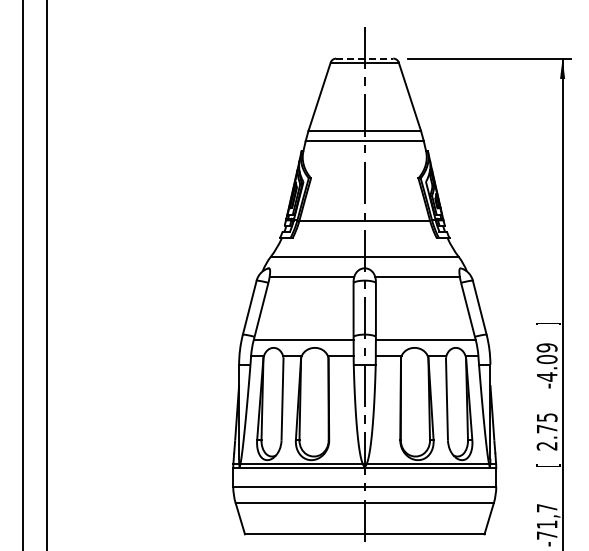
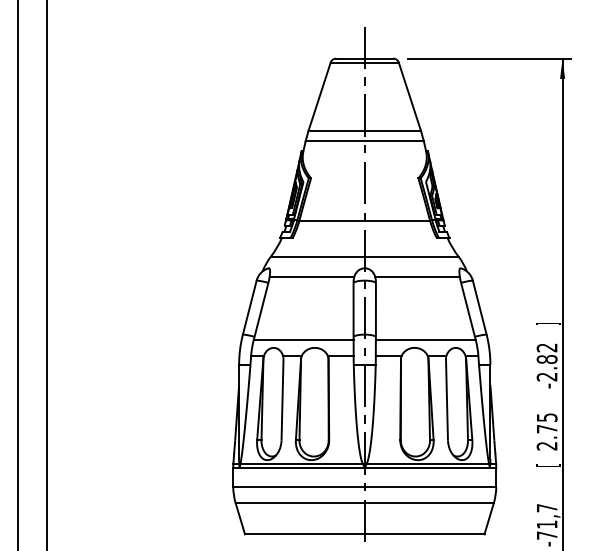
line: dashed -> solid (364, 58)
line position: (22, 274) -> (17, 274) (17, 274)
text: -4.09 -> -2.82 (546, 362)
